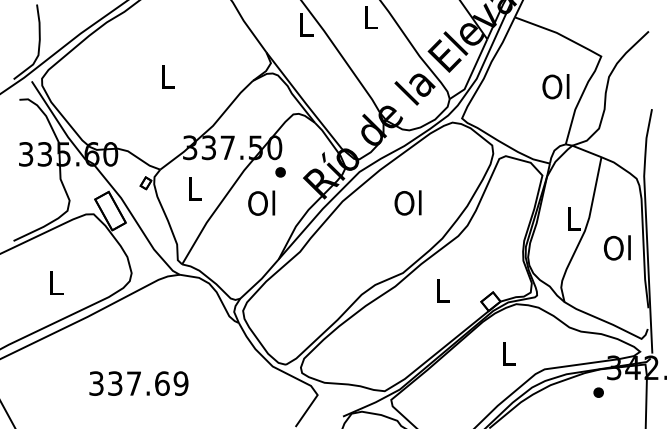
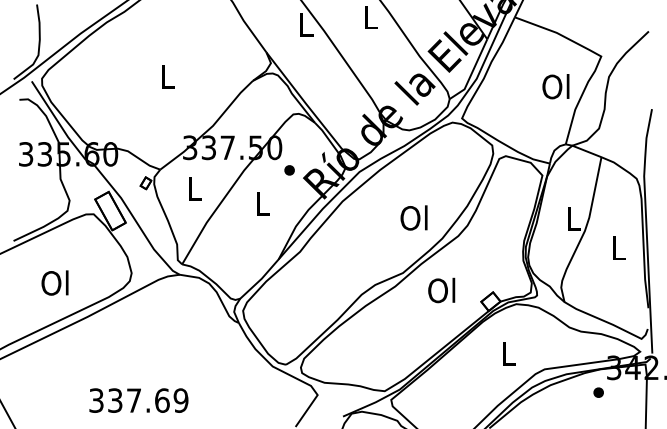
part position: (280, 172) -> (289, 170) (289, 170)
text: Ol -> L (261, 202)
text position: (407, 202) -> (413, 217) (413, 217)
text: Ol -> L (616, 247)
text: L -> Ol (54, 282)
text: L -> Ol (441, 290)
text position: (138, 383) -> (138, 400) (138, 400)
